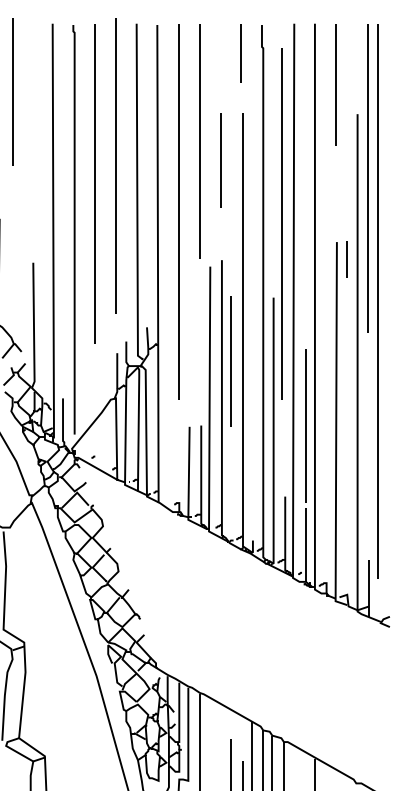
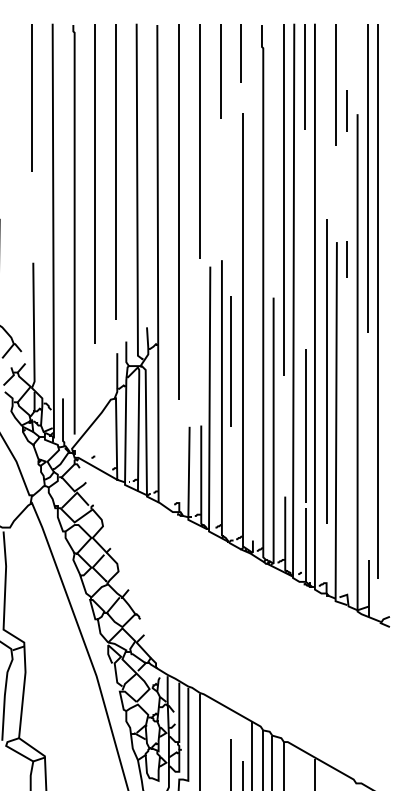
line: none -> present (304, 76)
line position: (12, 91) -> (31, 97) (31, 97)
line: none -> present (346, 110)
line position: (220, 160) -> (220, 71) (220, 71)
line position: (115, 165) -> (115, 171) (115, 171)
line position: (281, 223) -> (283, 199) (283, 199)
line: none -> present (326, 371)
